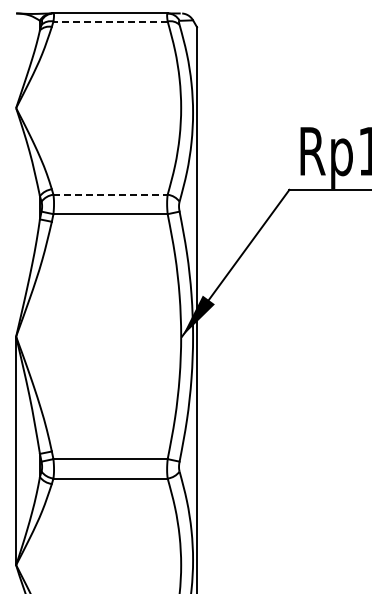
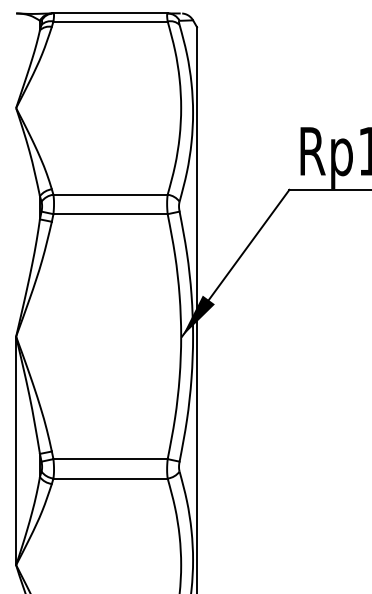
line: dashed -> solid (110, 21)
line: dashed -> solid (111, 194)
